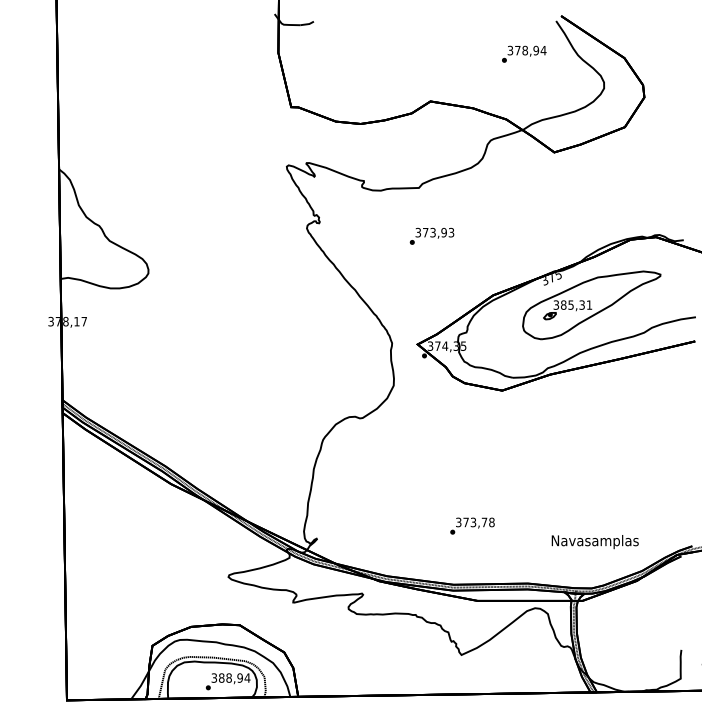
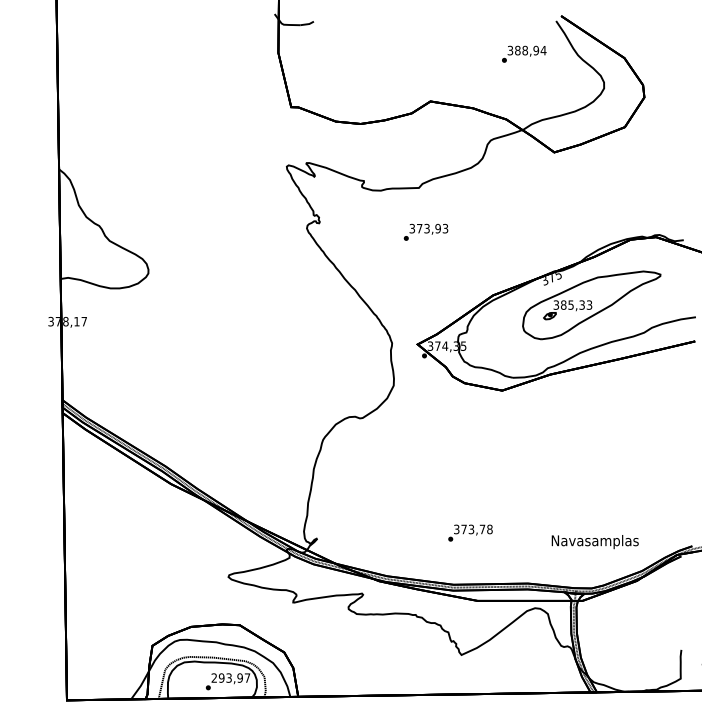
text: 378,94 -> 388,94 (517, 50)
text position: (431, 235) -> (425, 231) (425, 231)
text: 385,31 -> 385,33 (589, 304)
text position: (472, 525) -> (470, 532) (470, 532)
text: 388,94 -> 293,97 (230, 677)
